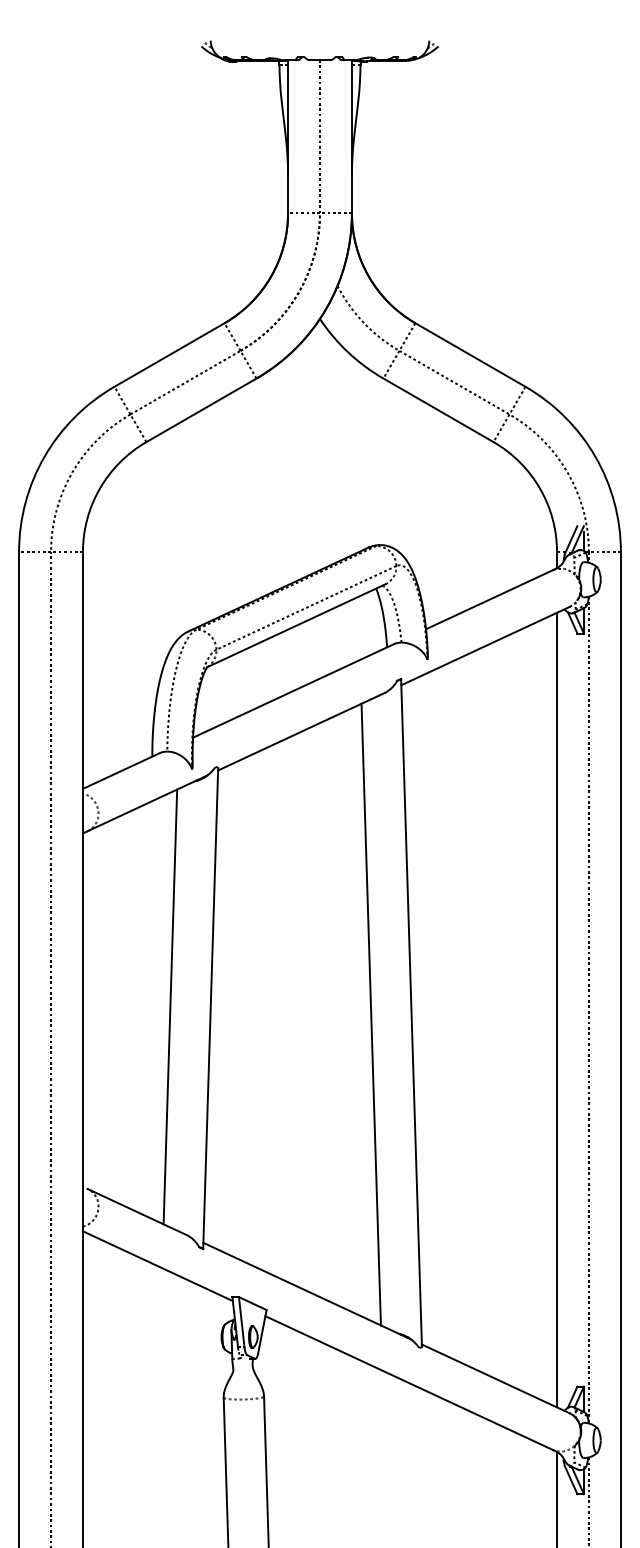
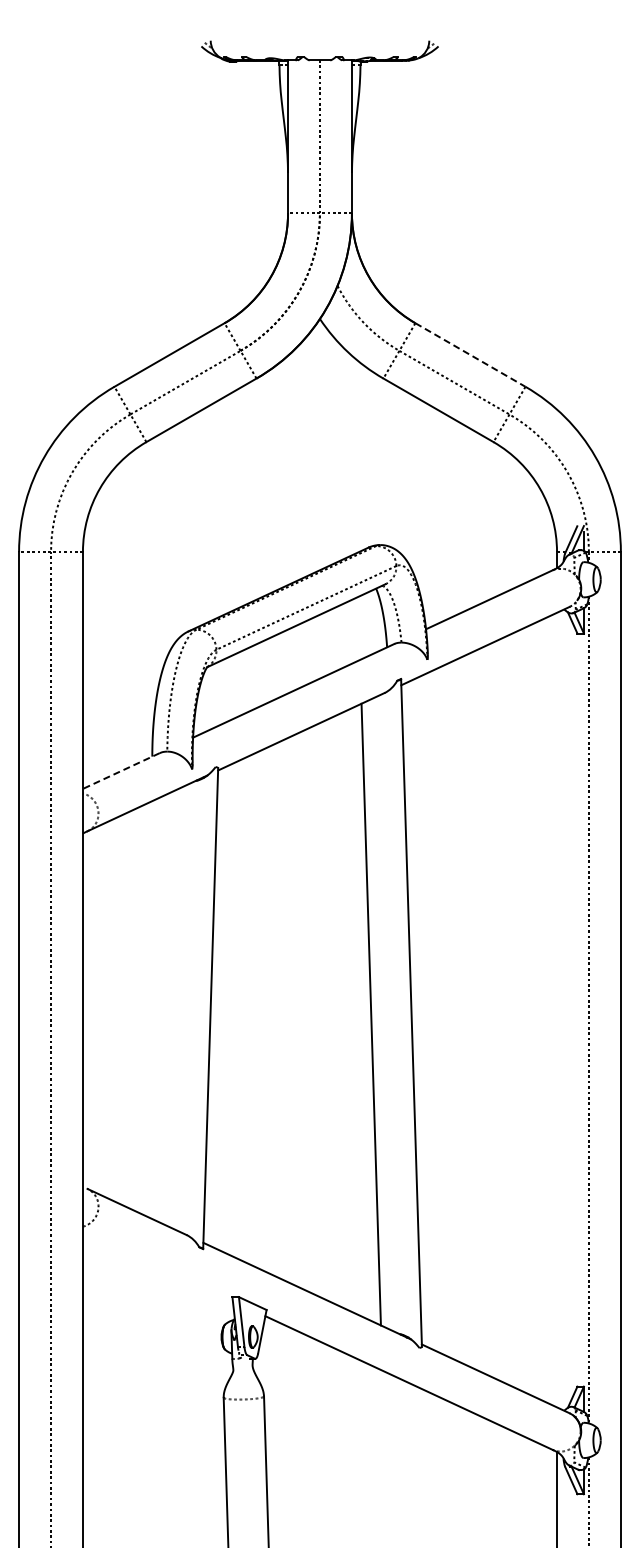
line: solid -> dashed (470, 355)
line: solid -> dashed (120, 771)
line: present -> none (170, 1006)
line: present -> none (557, 1009)
line: present -> none (157, 1266)
